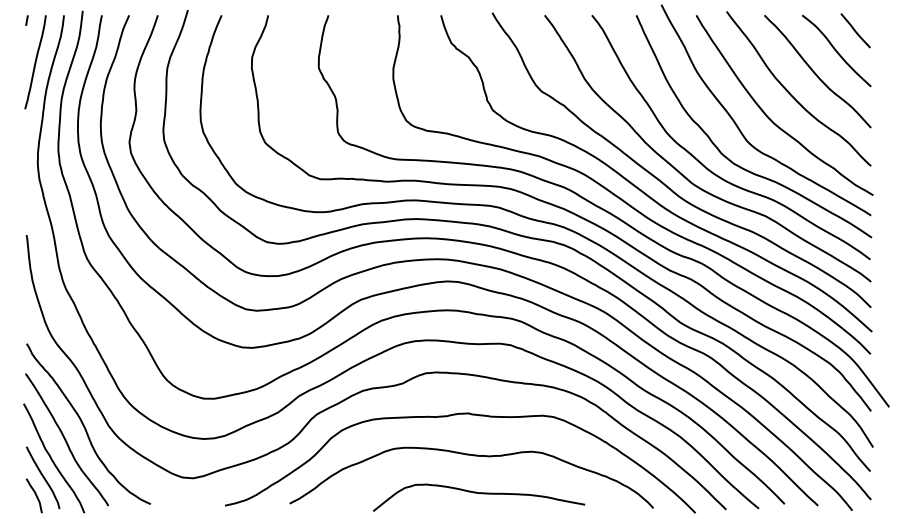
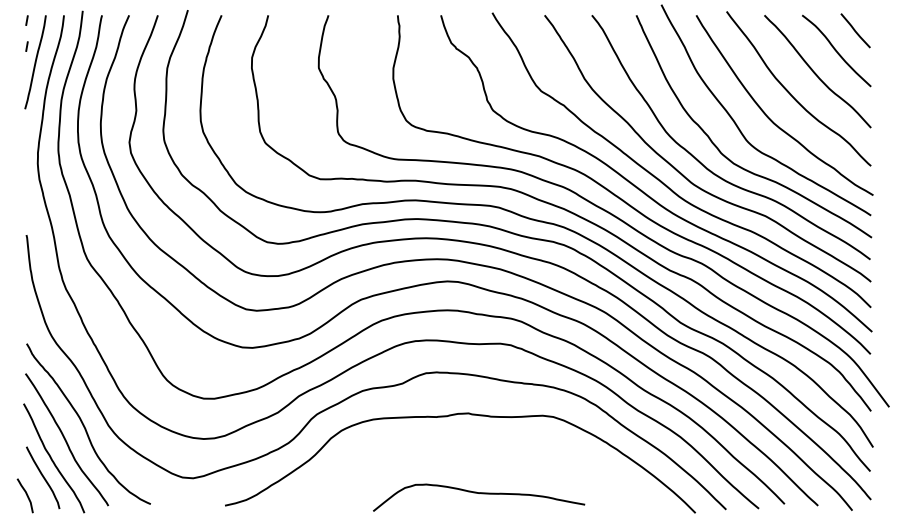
line: none -> present (26, 46)
curve: present -> none (473, 456)
curve position: (35, 495) -> (26, 495) (26, 495)
